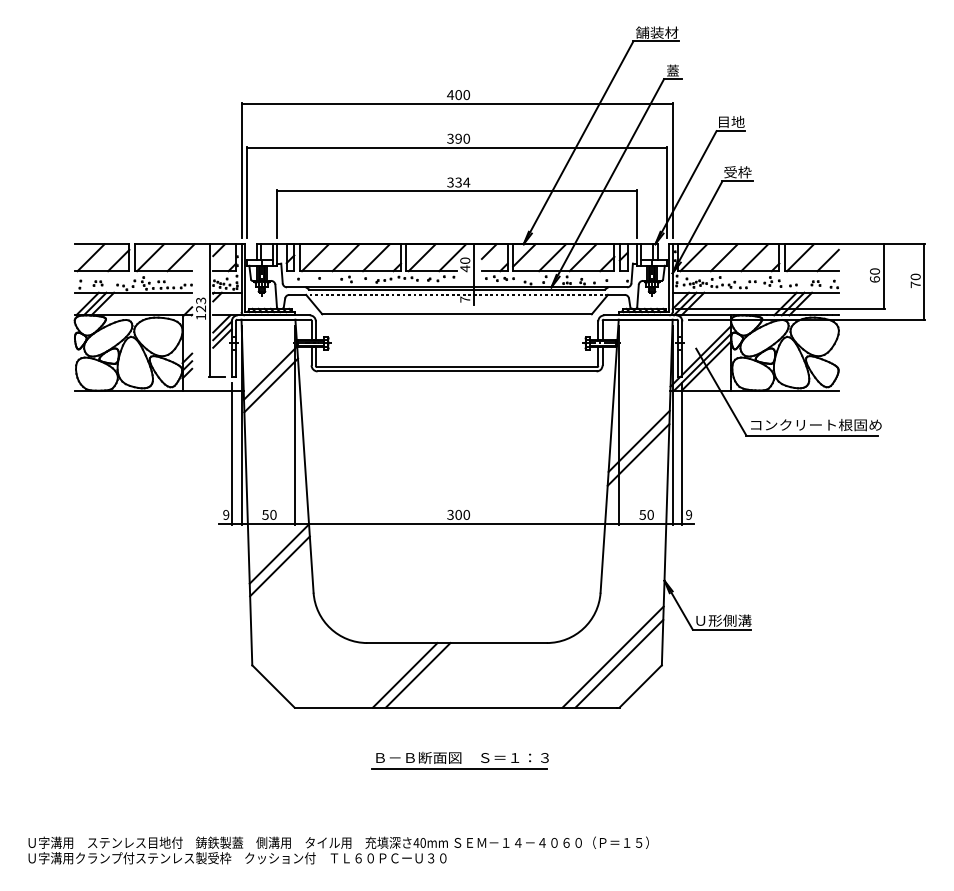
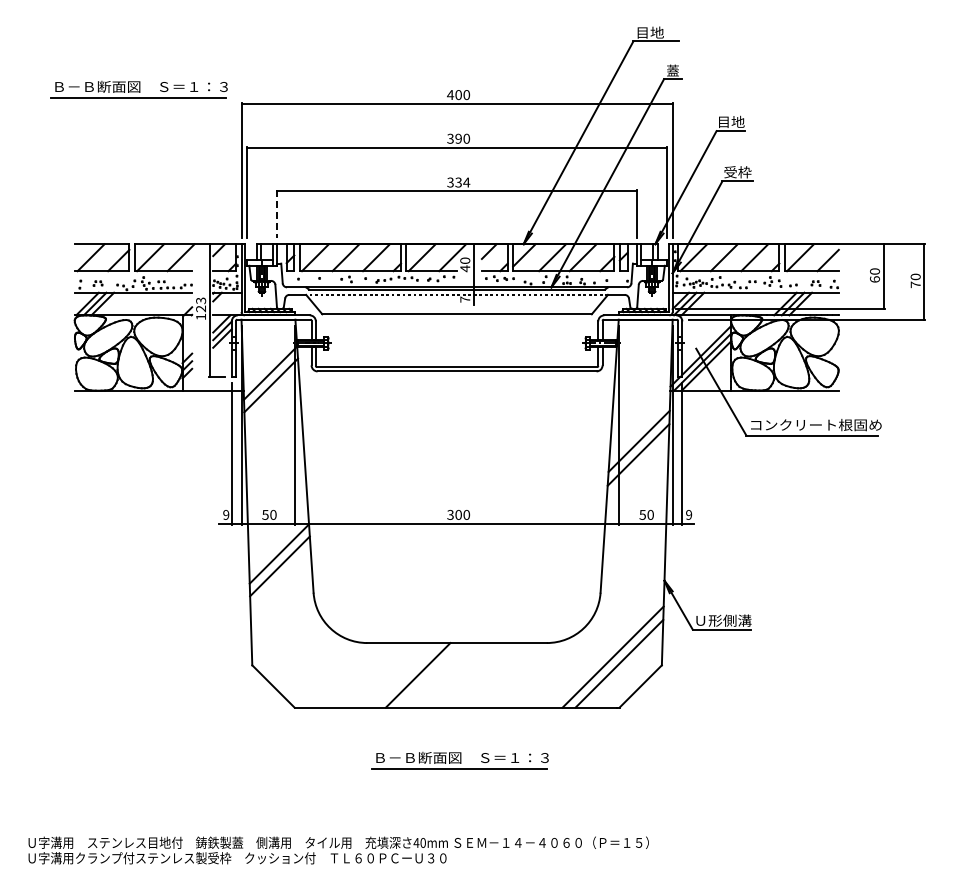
text: 舗装材 -> 目地 (657, 32)
part: none -> present (138, 89)
line: solid -> dashed (277, 214)
line: present -> none (404, 675)
